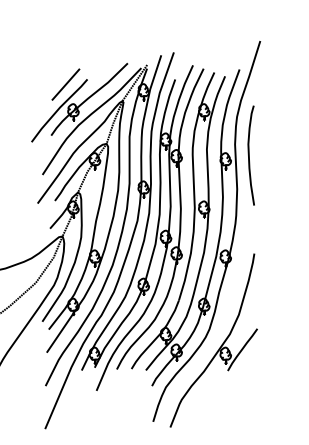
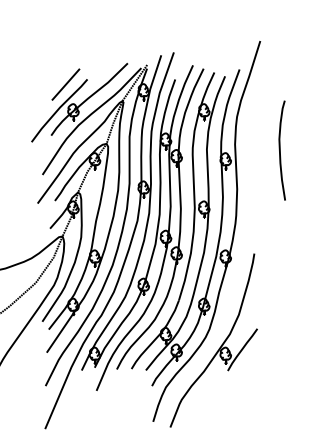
curve position: (249, 155) -> (280, 150) (280, 150)
